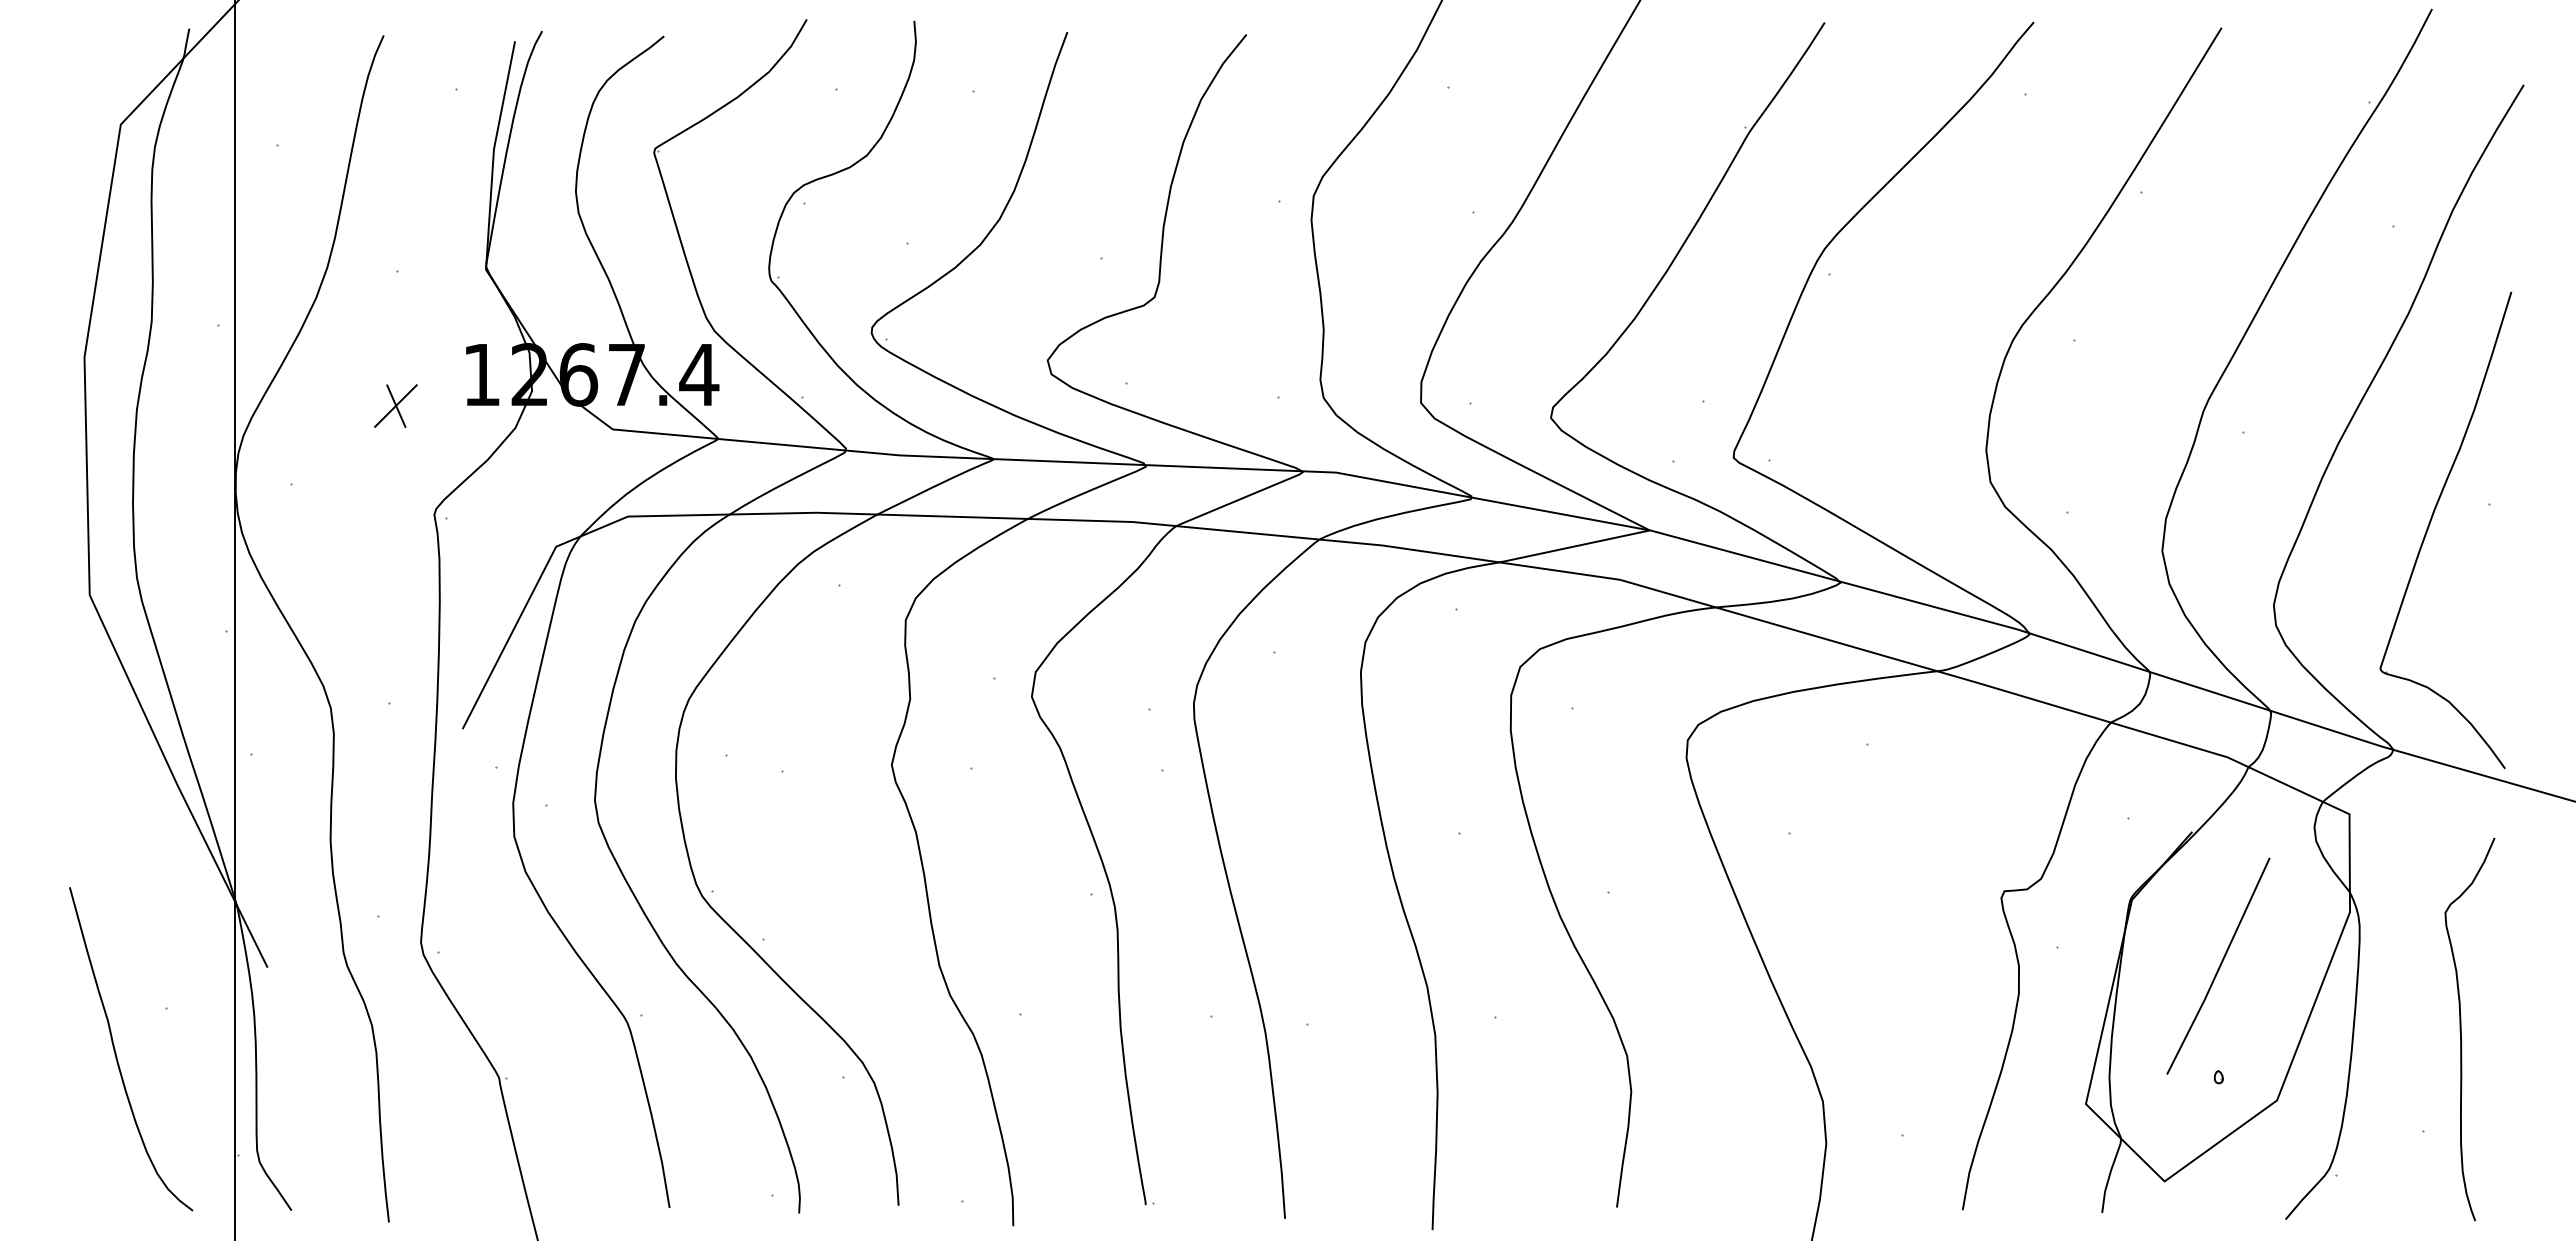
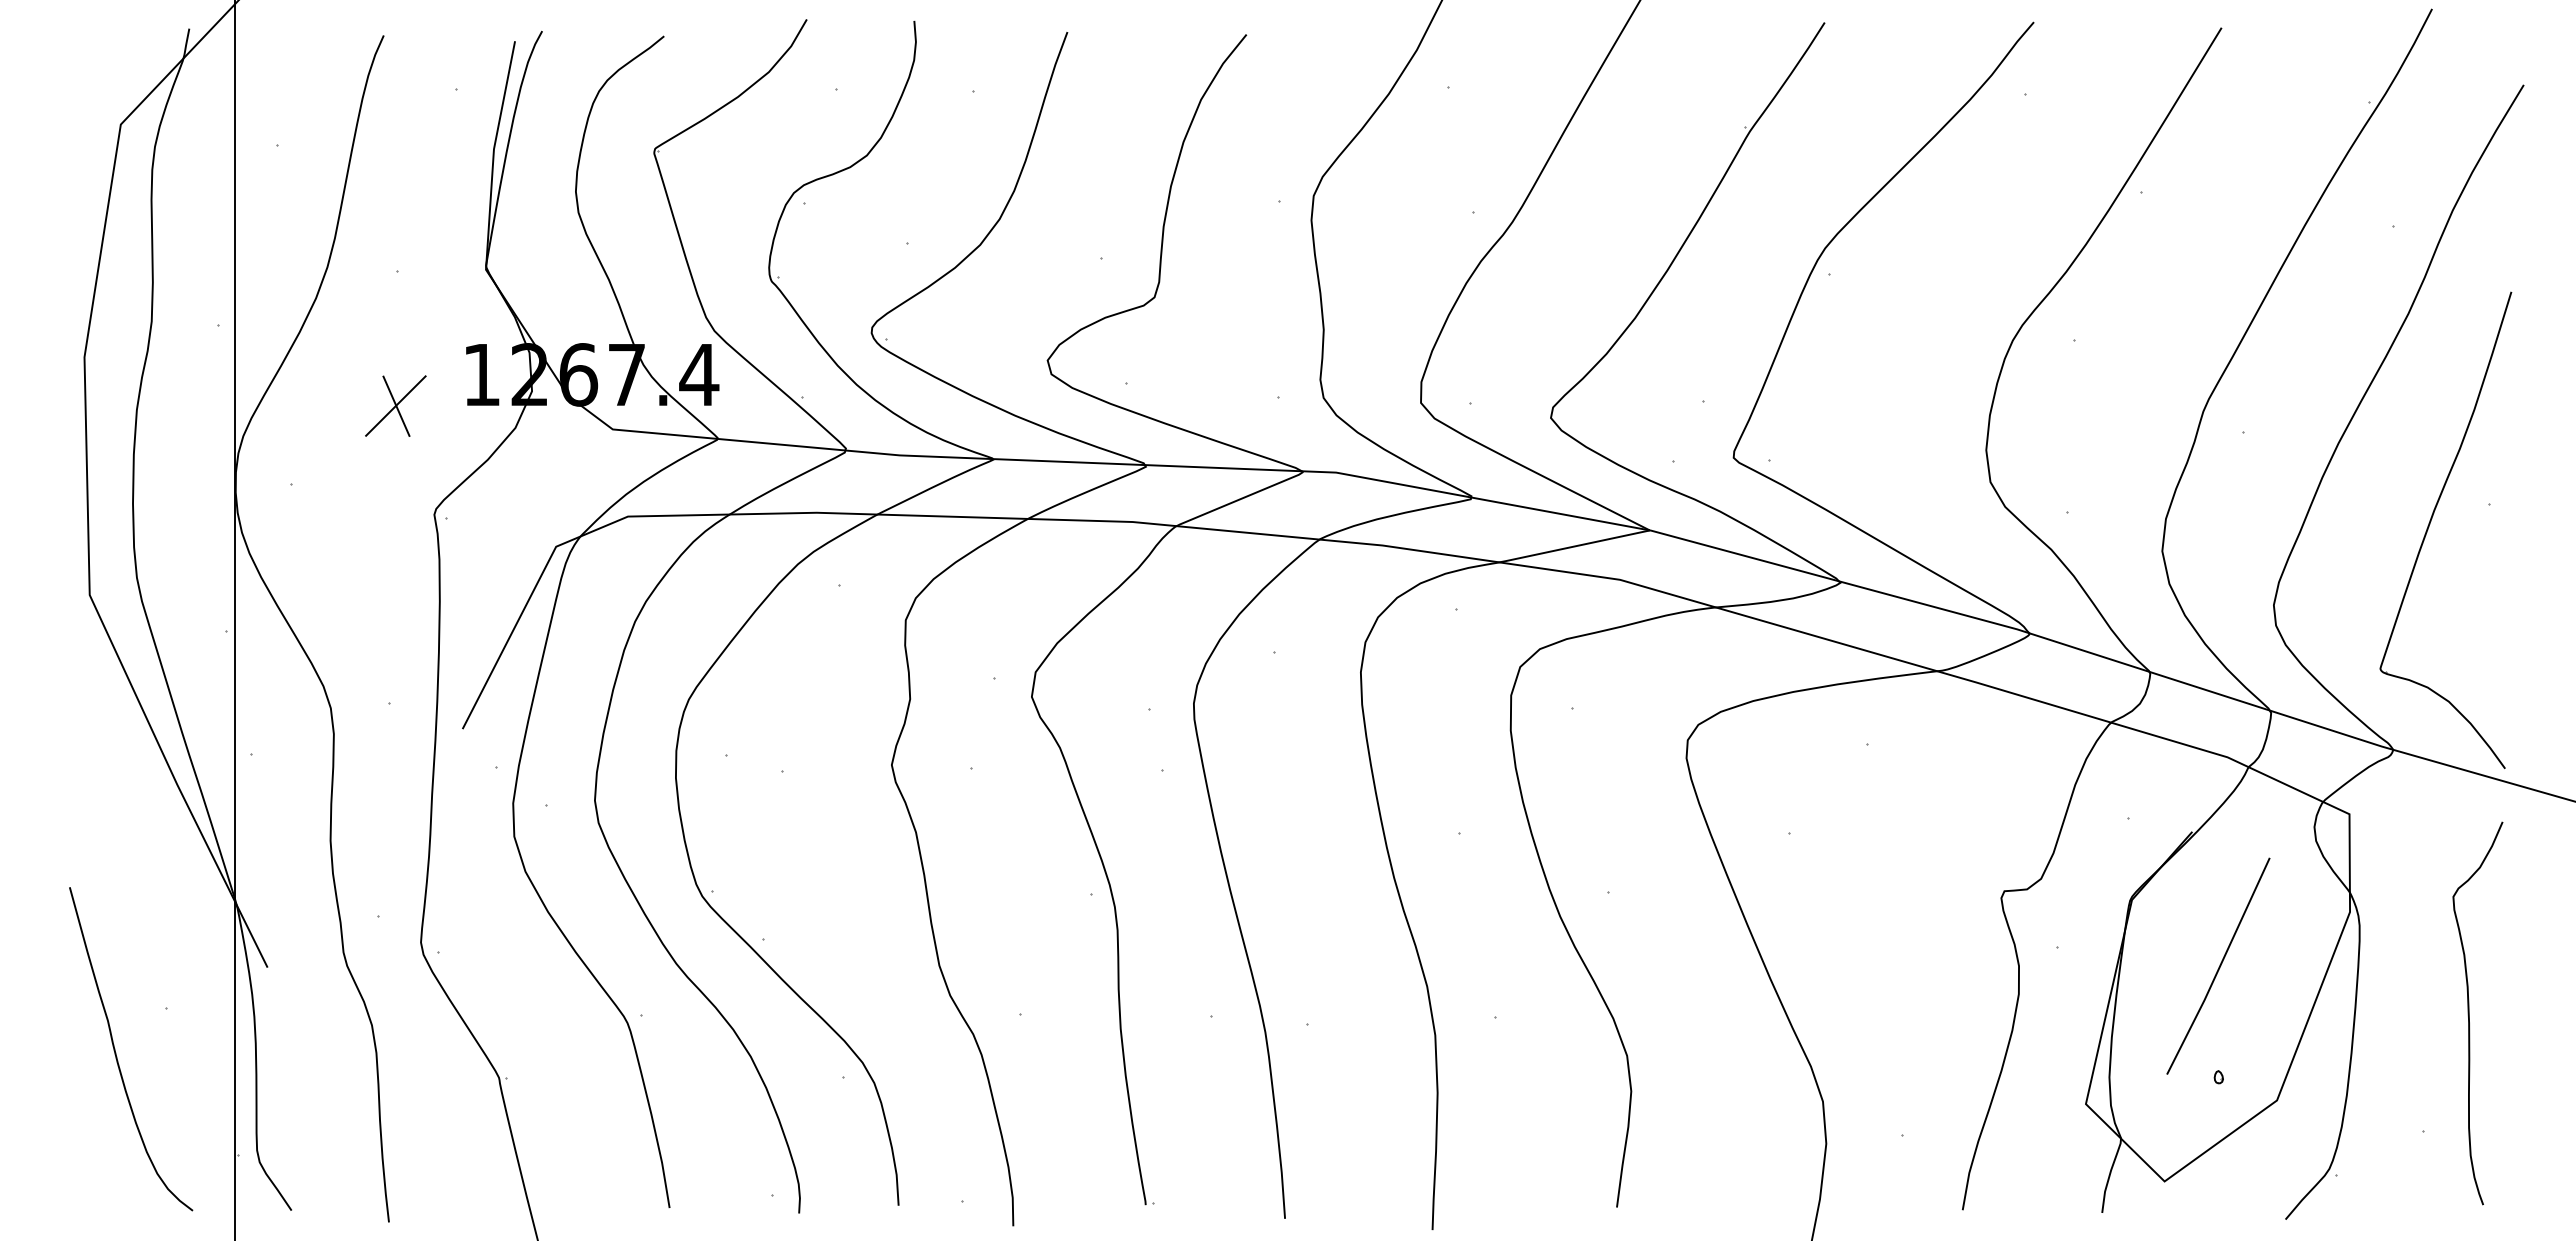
part size: 44x44 px -> 62x62 px (395, 405)
curve position: (2461, 1029) -> (2469, 1013) (2469, 1013)
